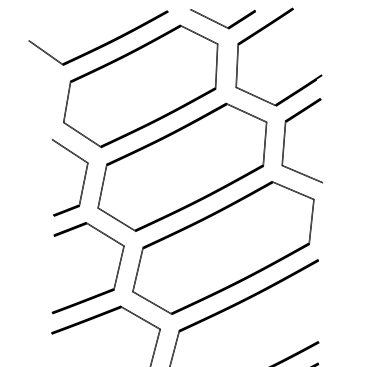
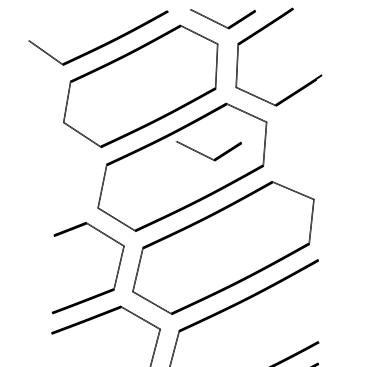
part: present -> none (285, 137)
part: none -> present (208, 151)
part: present -> none (83, 179)
